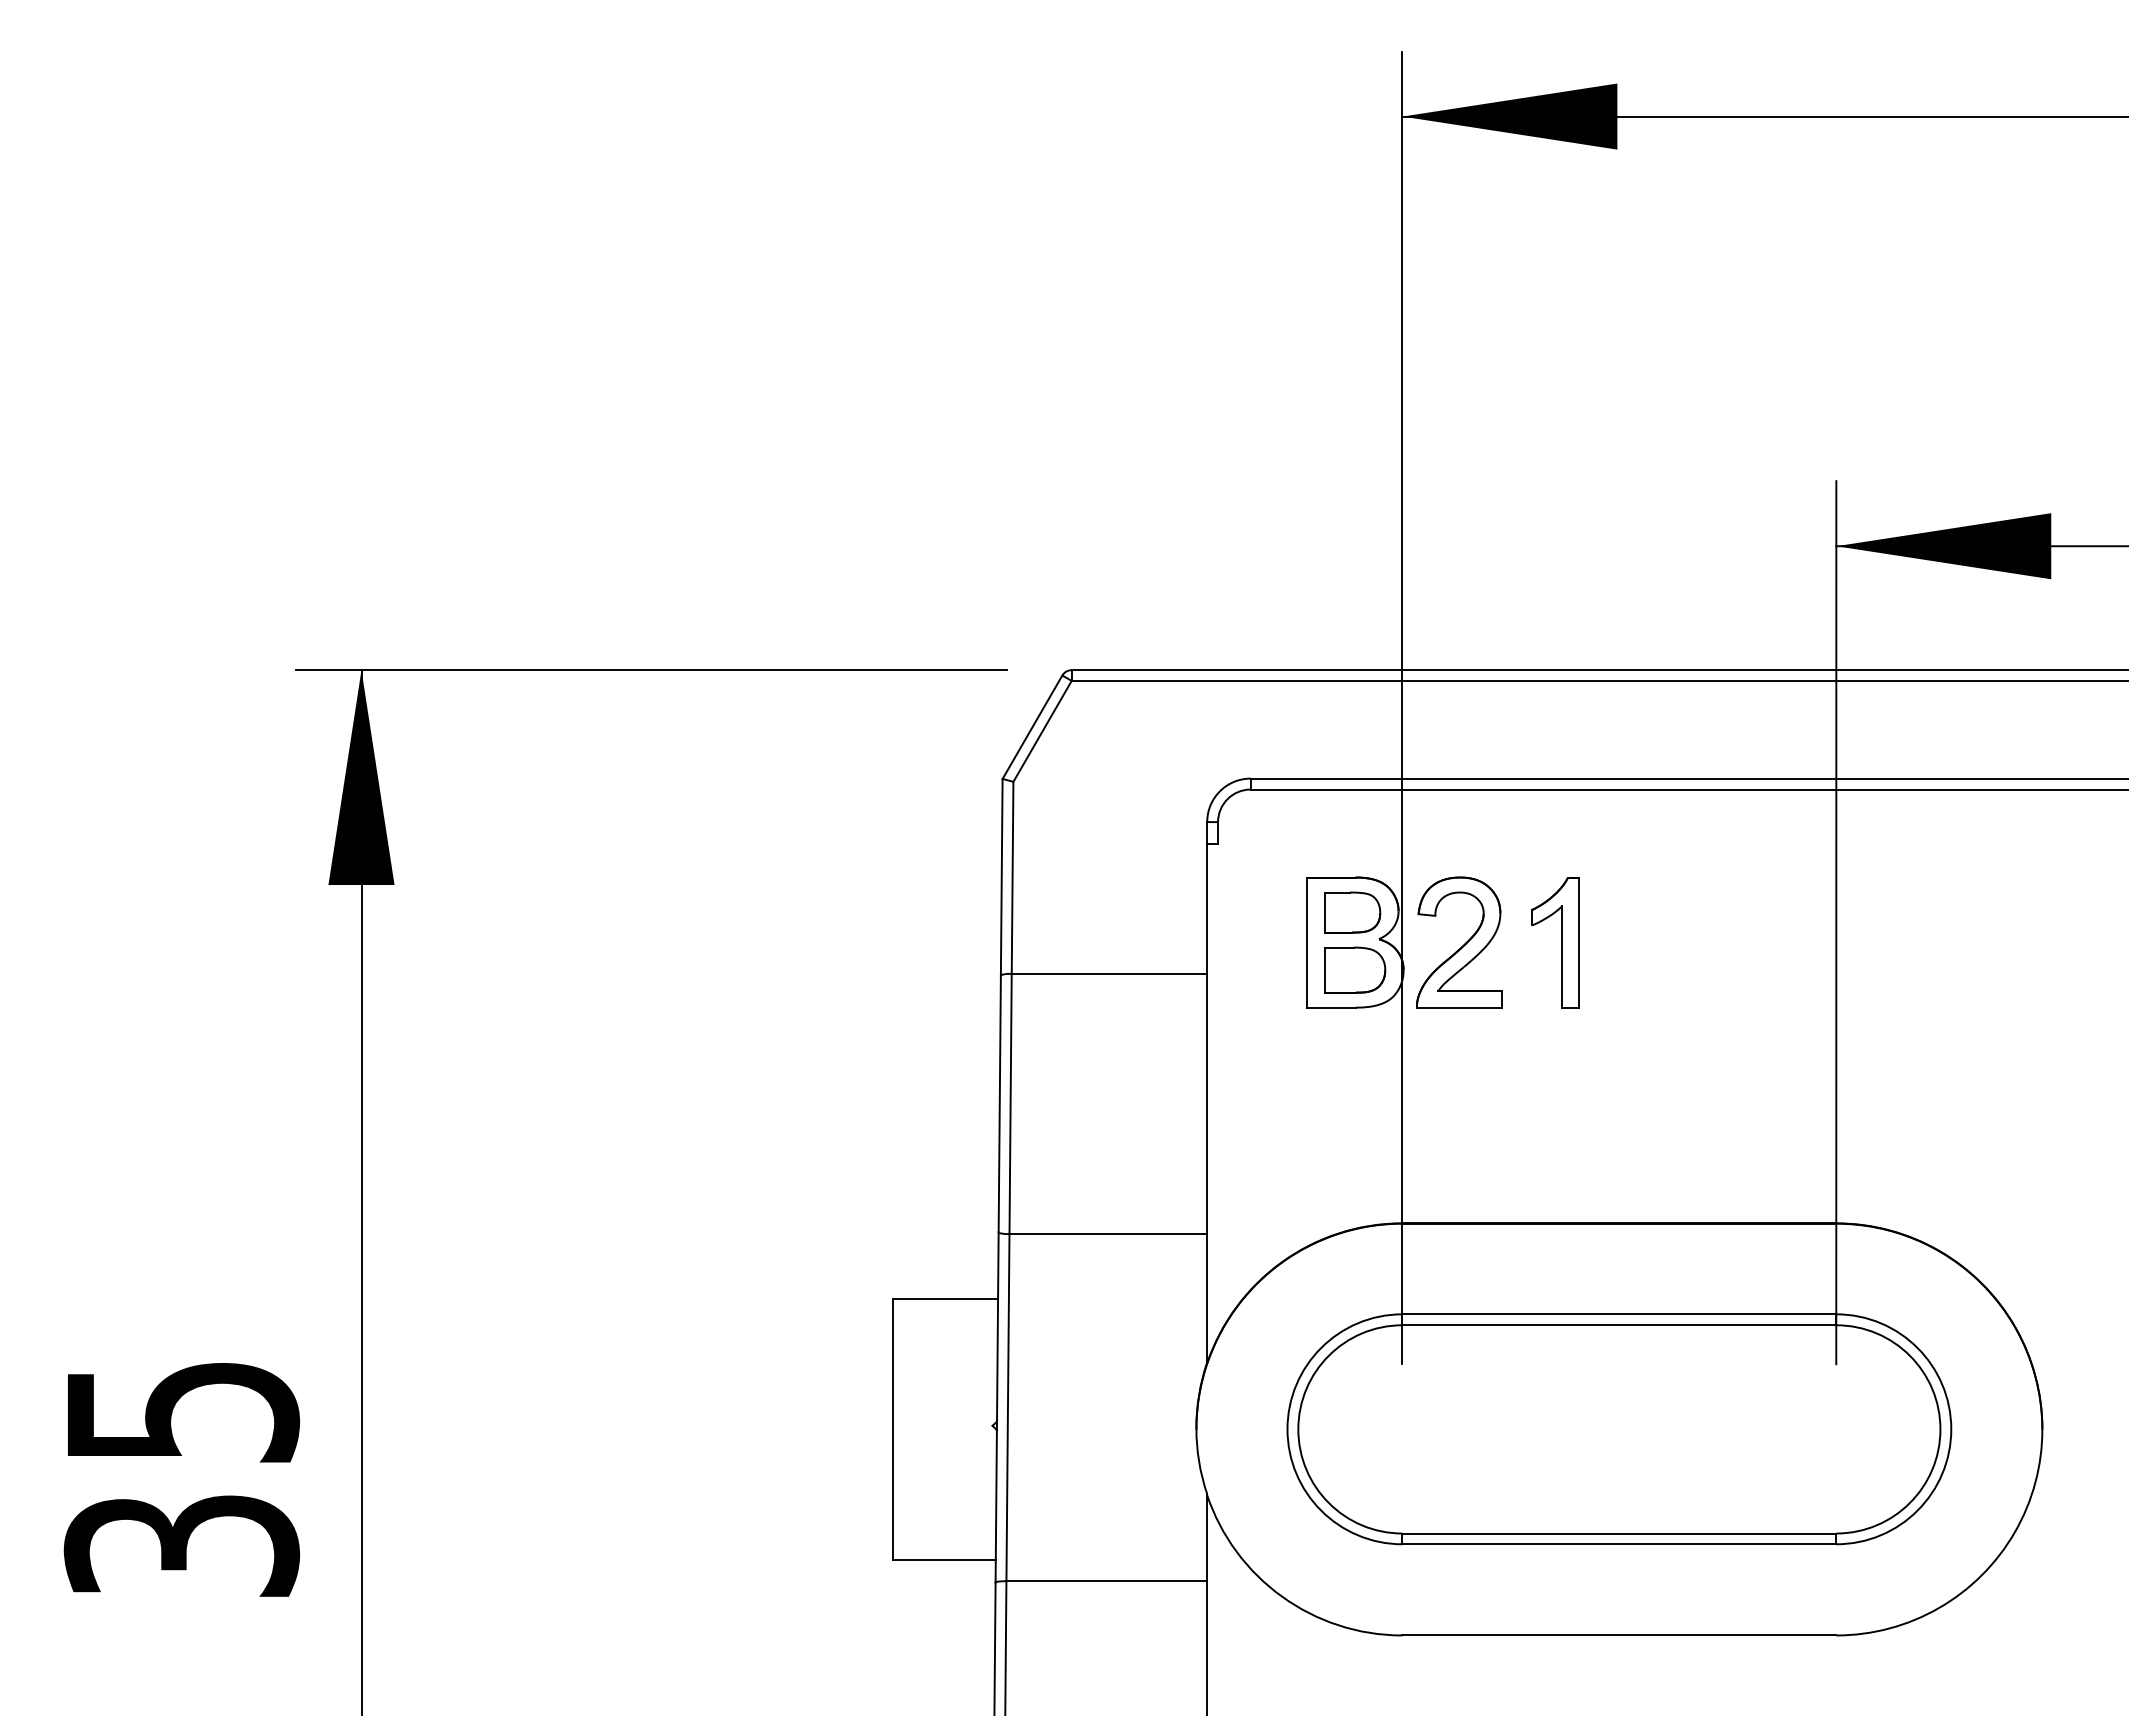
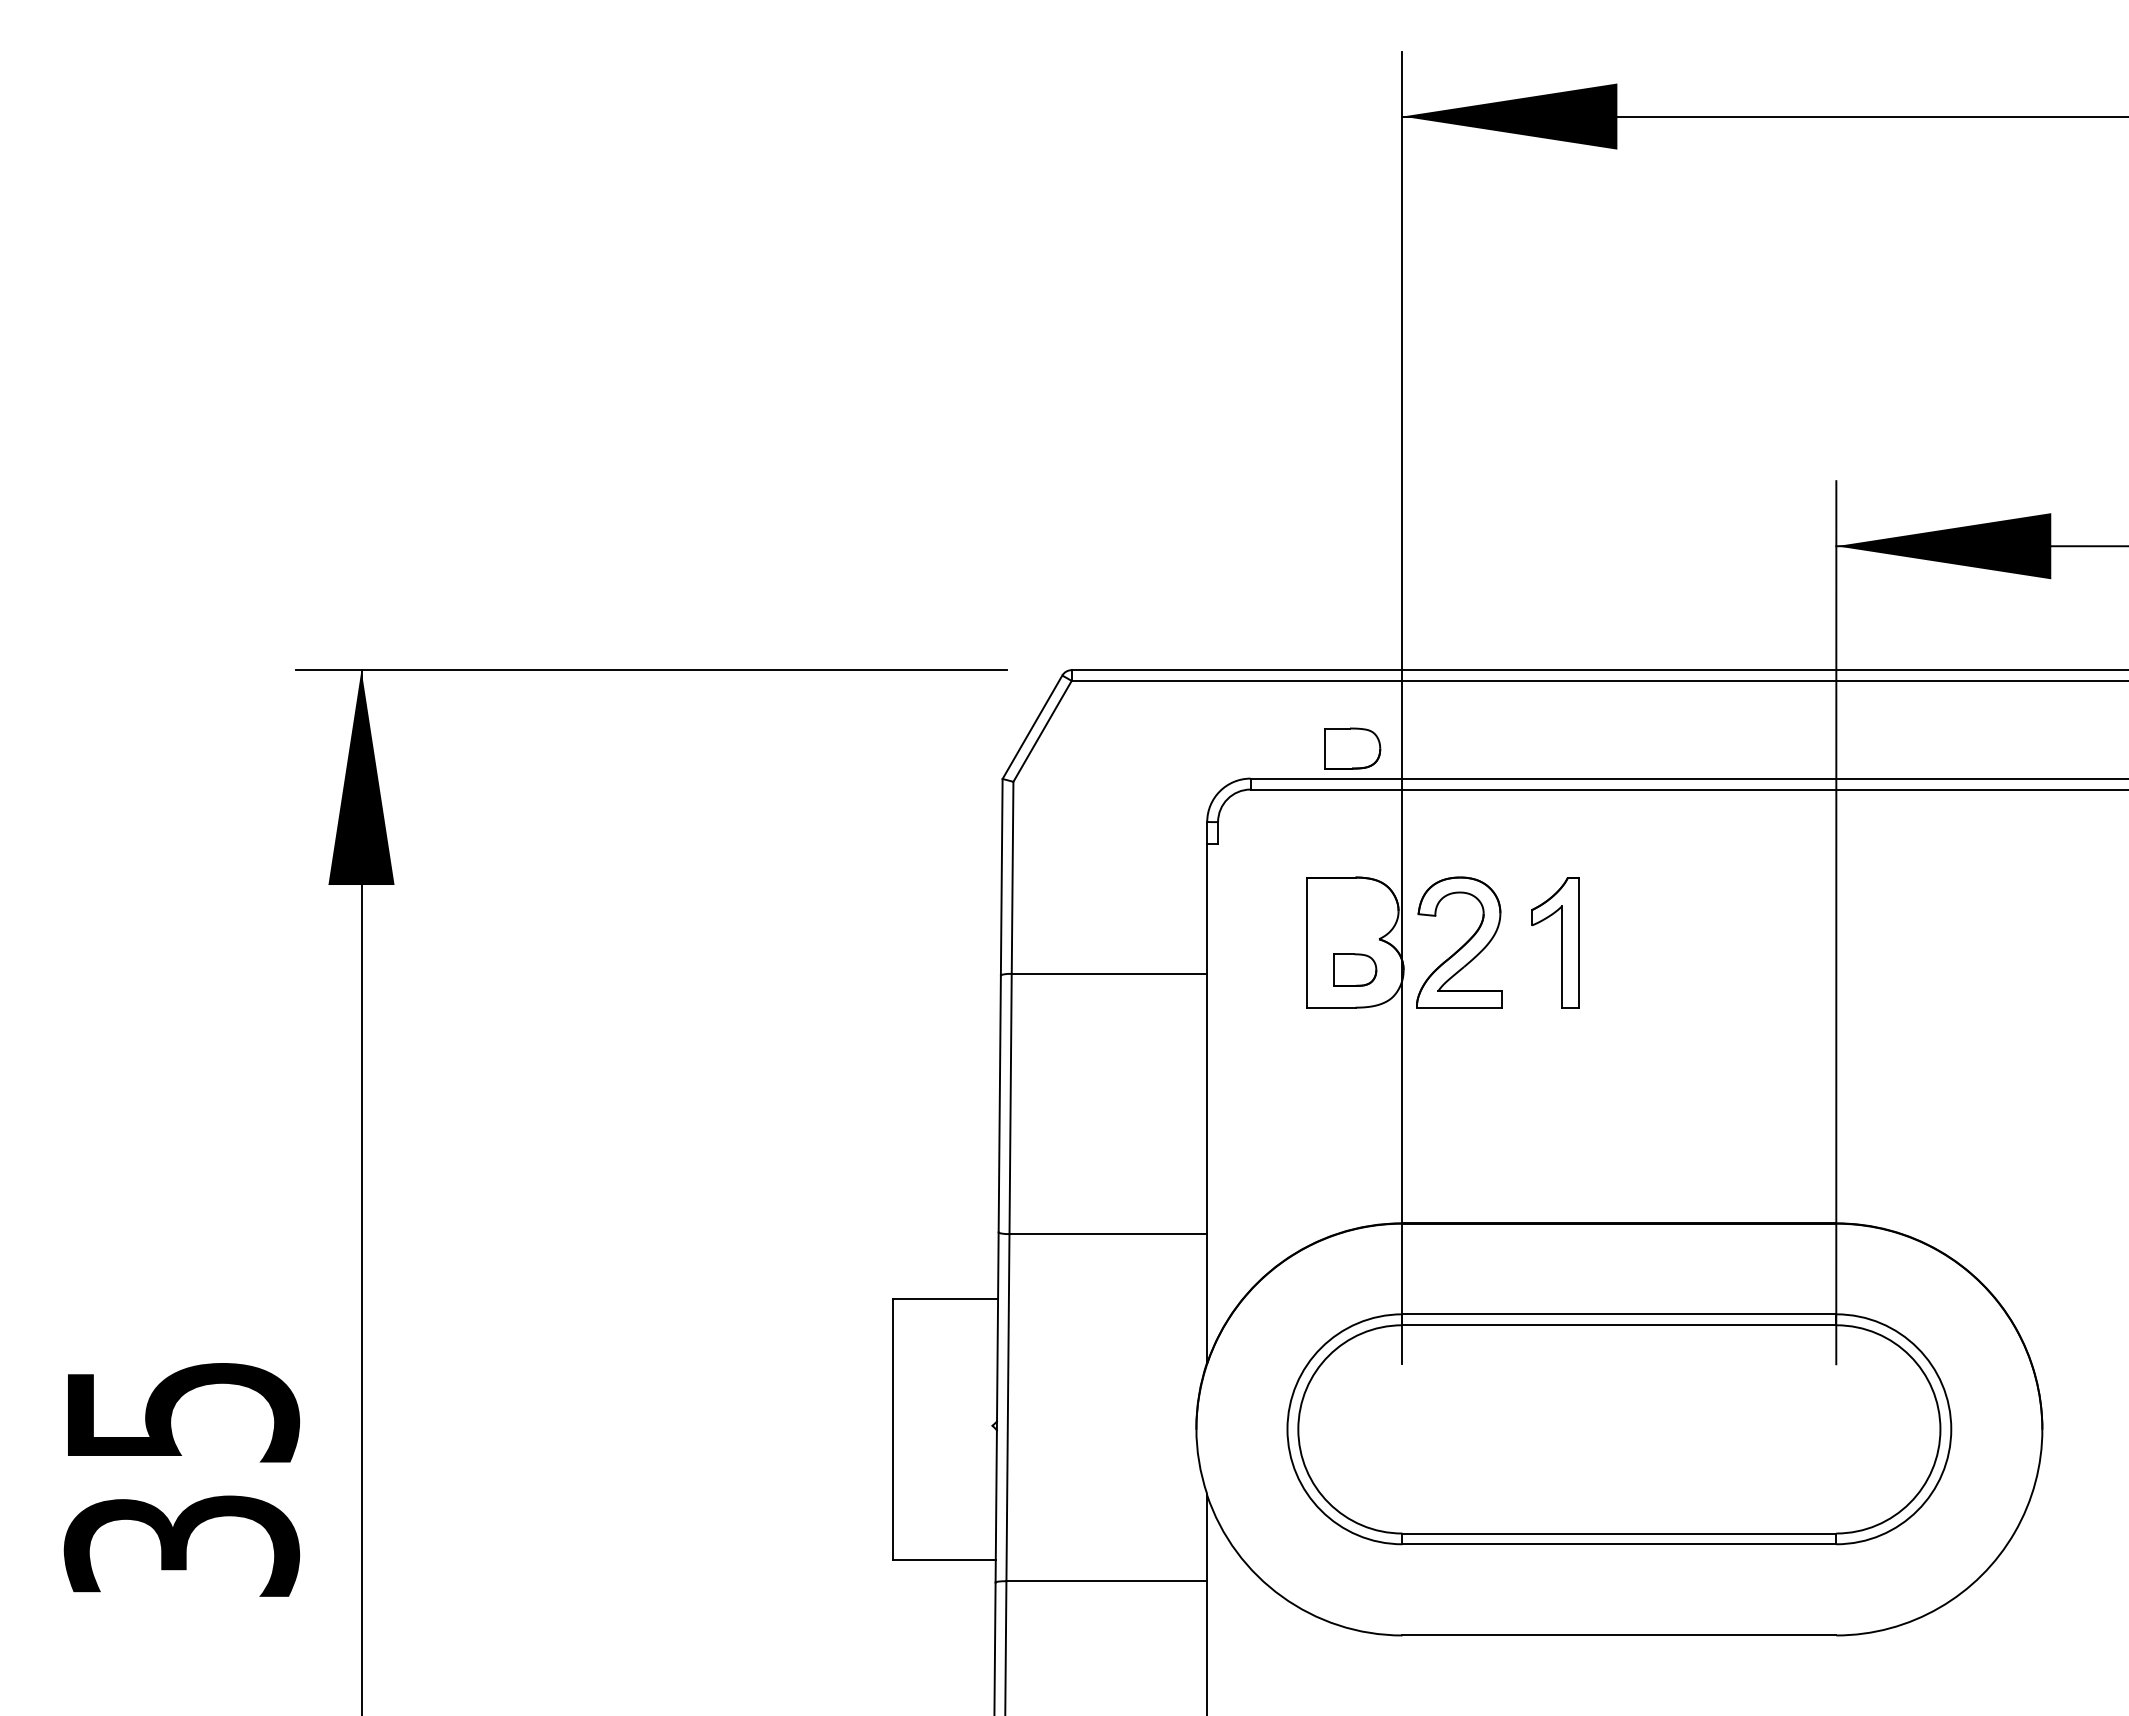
part position: (1352, 912) -> (1352, 748) (1352, 748)
part size: 63x48 px -> 45x34 px (1355, 969)
